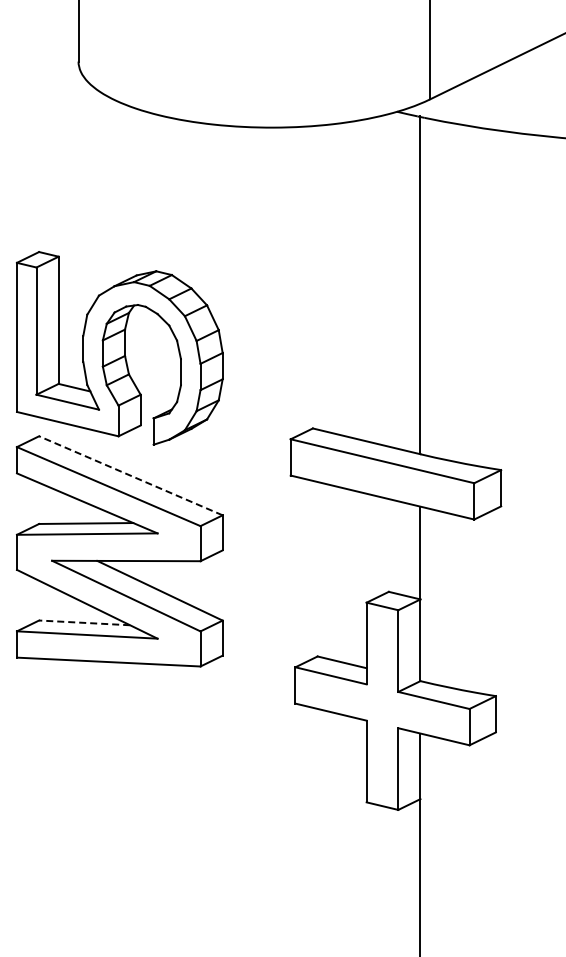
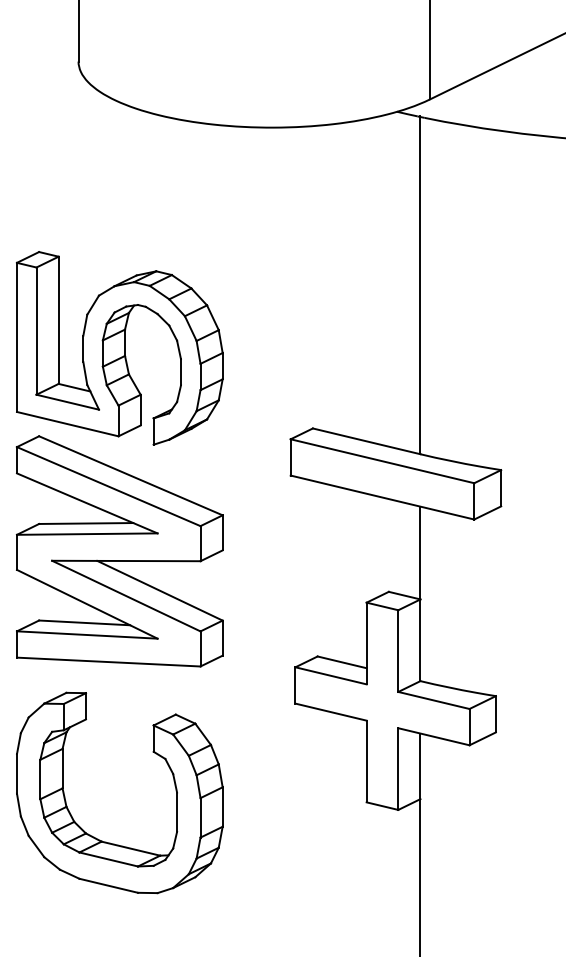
line: dashed -> solid (130, 475)
line: dashed -> solid (84, 622)
part: none -> present (96, 837)
